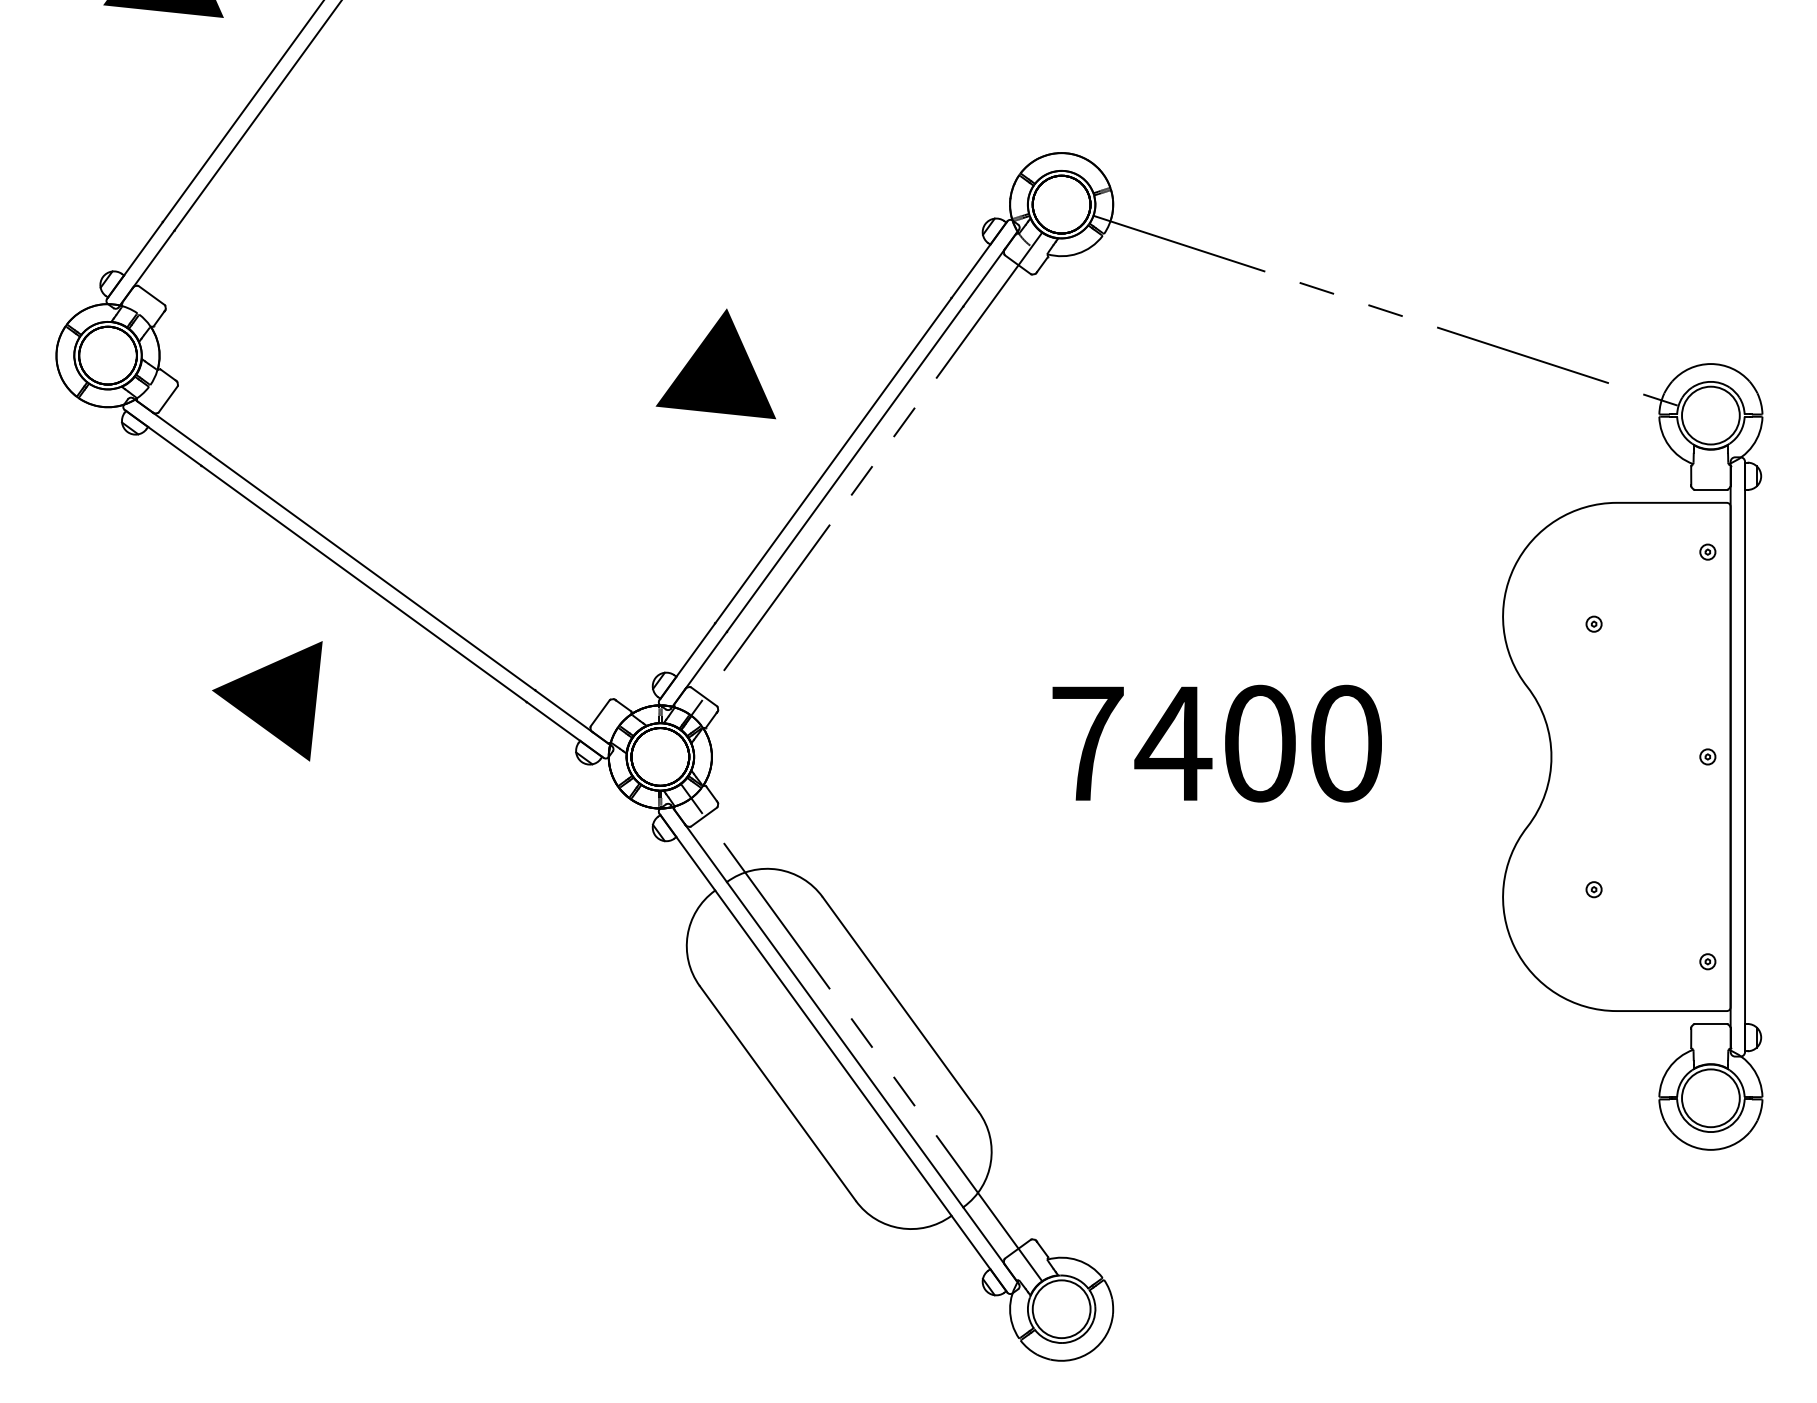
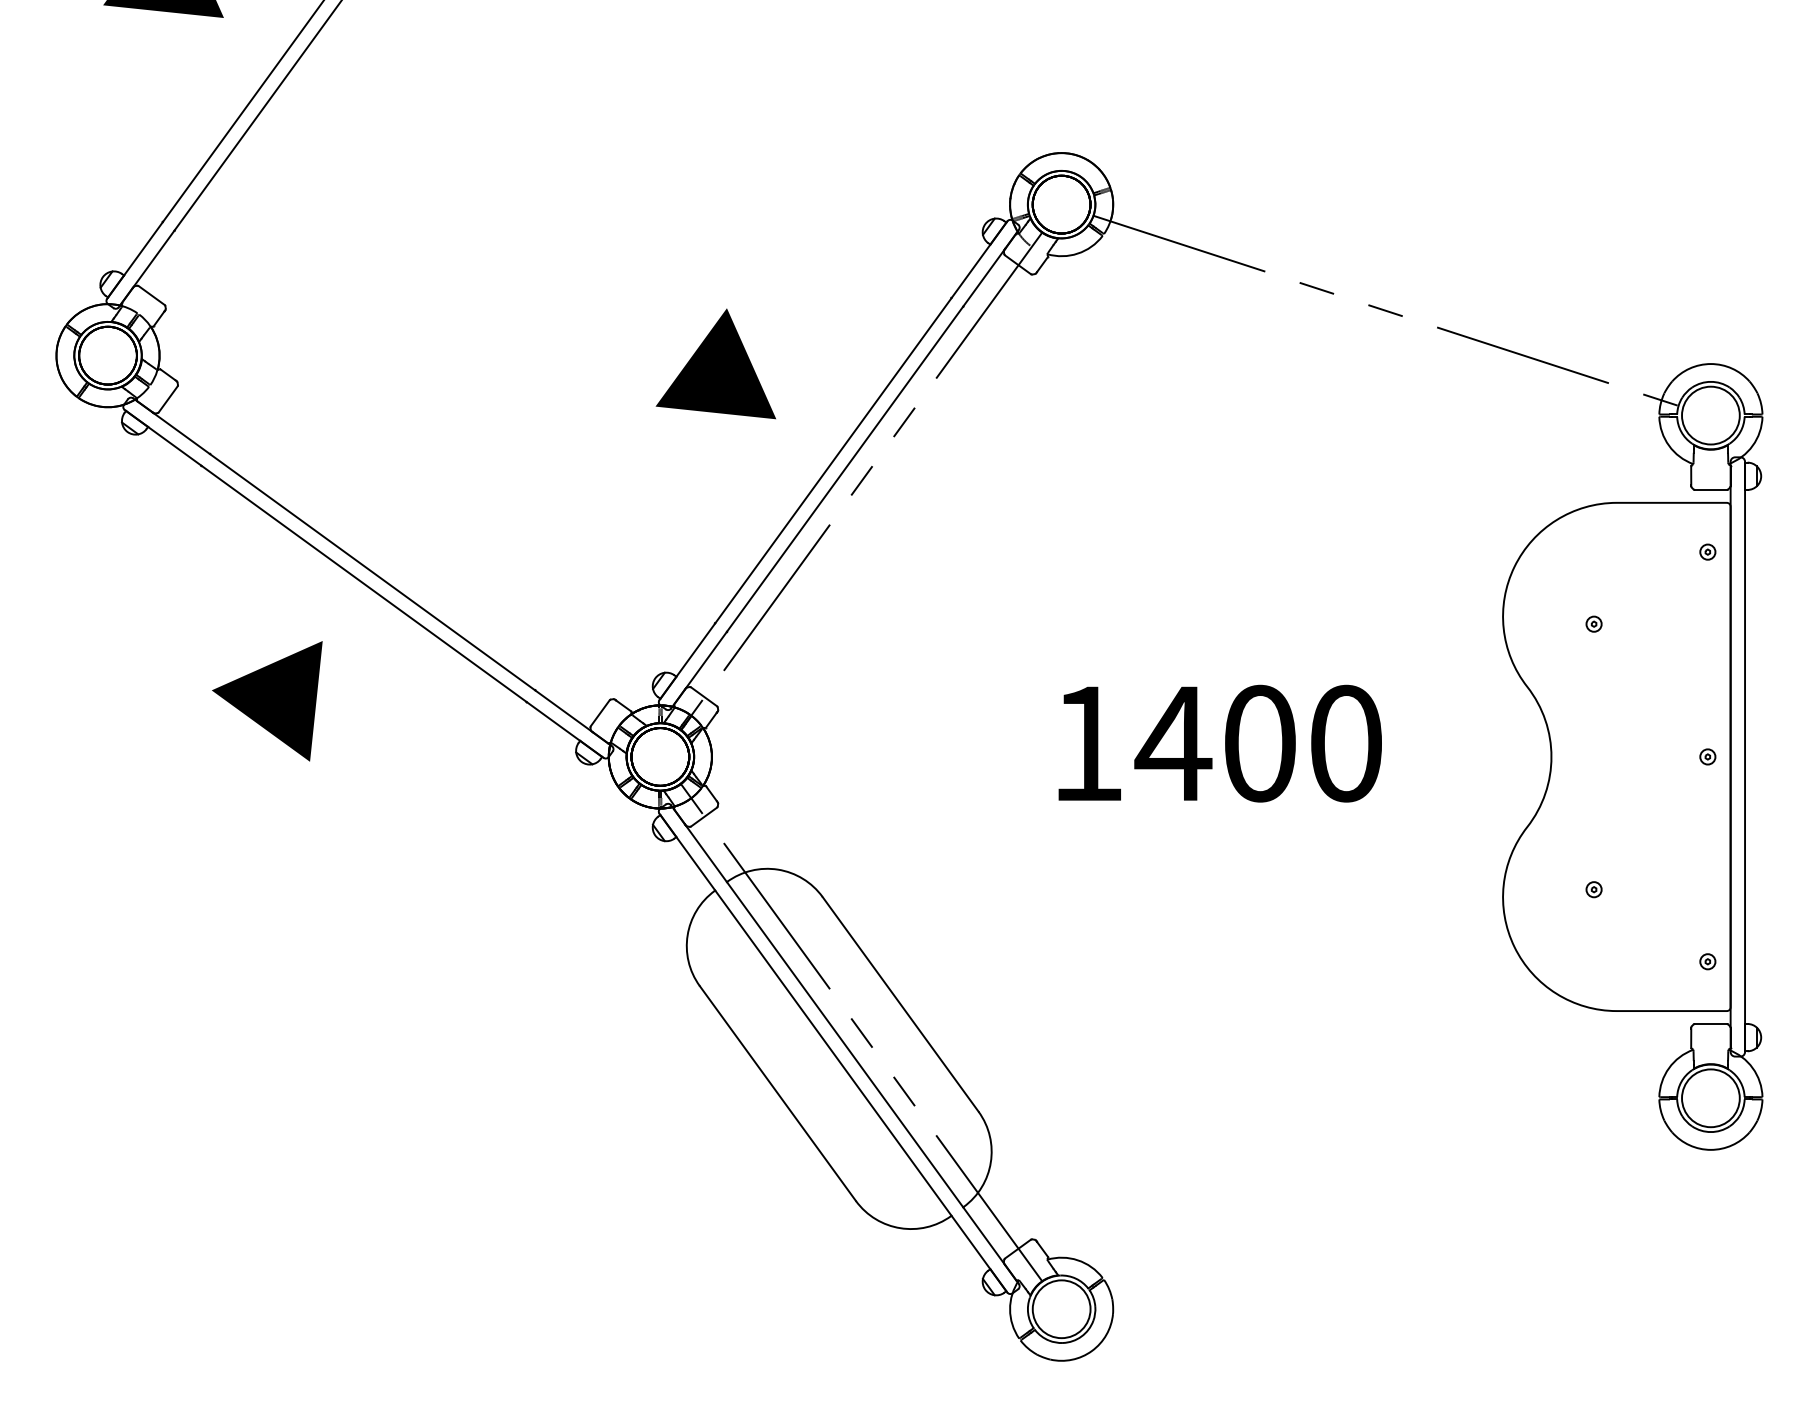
text: 7400 -> 1400 (1087, 743)
